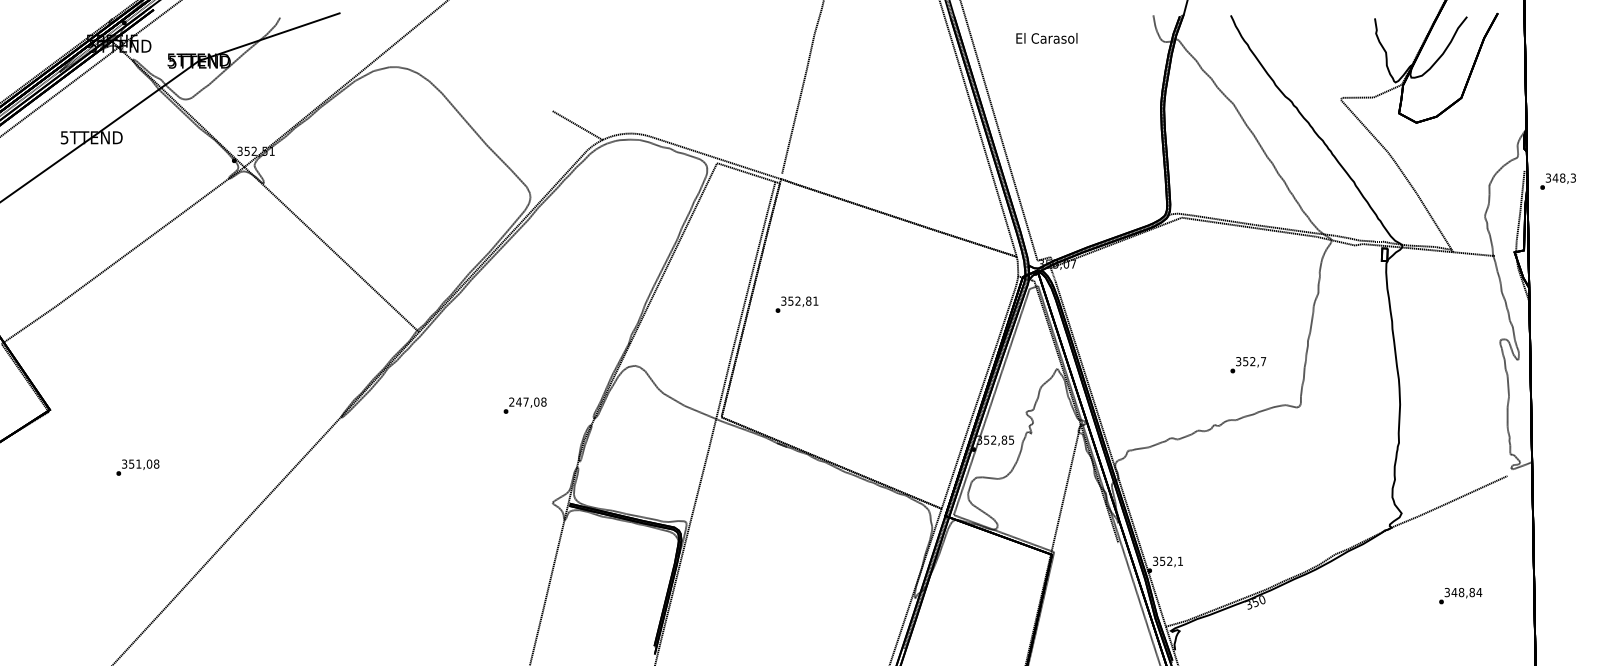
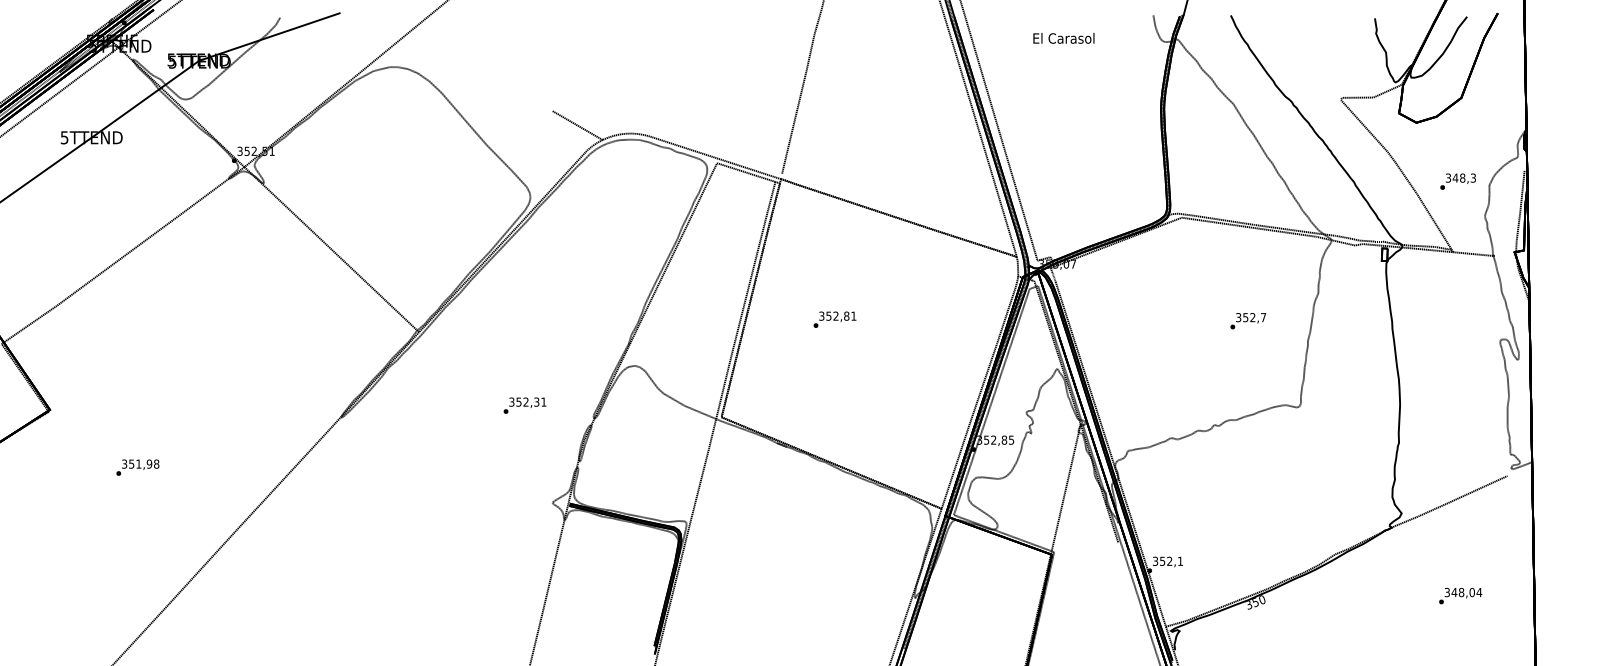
text position: (1046, 38) -> (1063, 38) (1063, 38)
text position: (1557, 181) -> (1457, 181) (1457, 181)
text position: (796, 304) -> (834, 319) (834, 319)
text position: (1248, 365) -> (1248, 321) (1248, 321)
text: 247,08 -> 352,31 (527, 401)
text: 351,08 -> 351,98 (148, 463)
text: 348,84 -> 348,04 (1471, 592)
